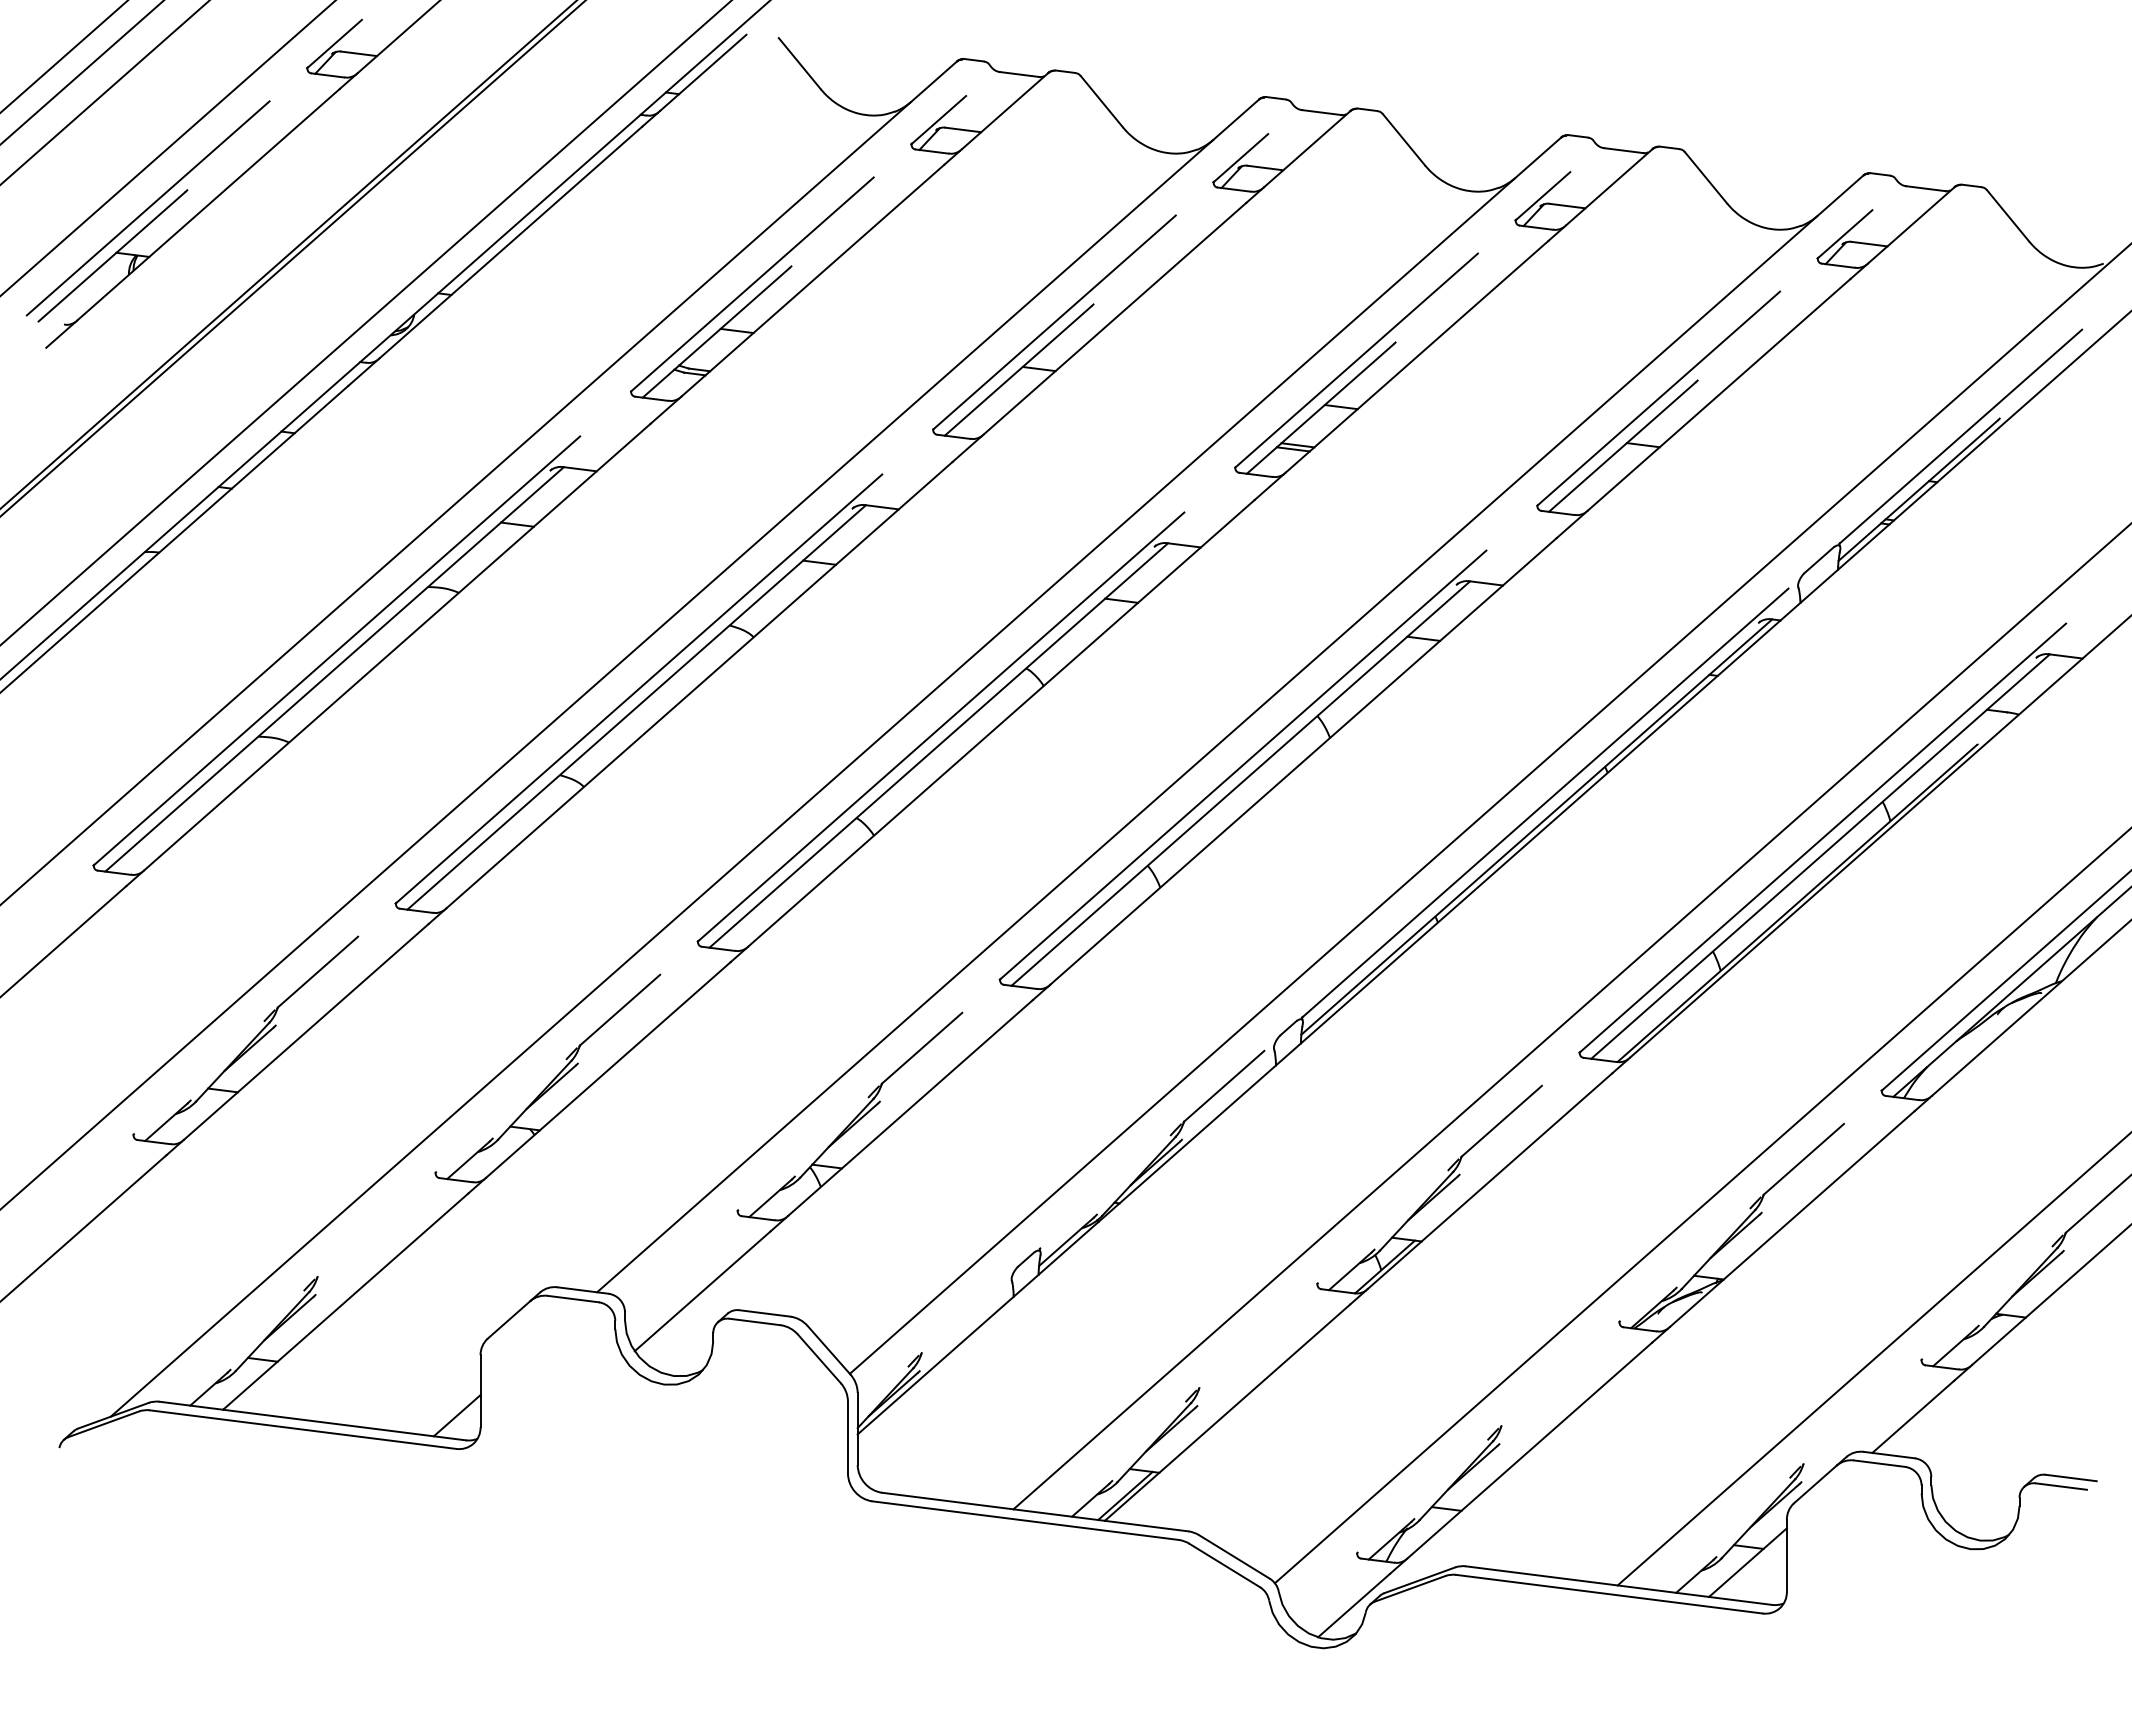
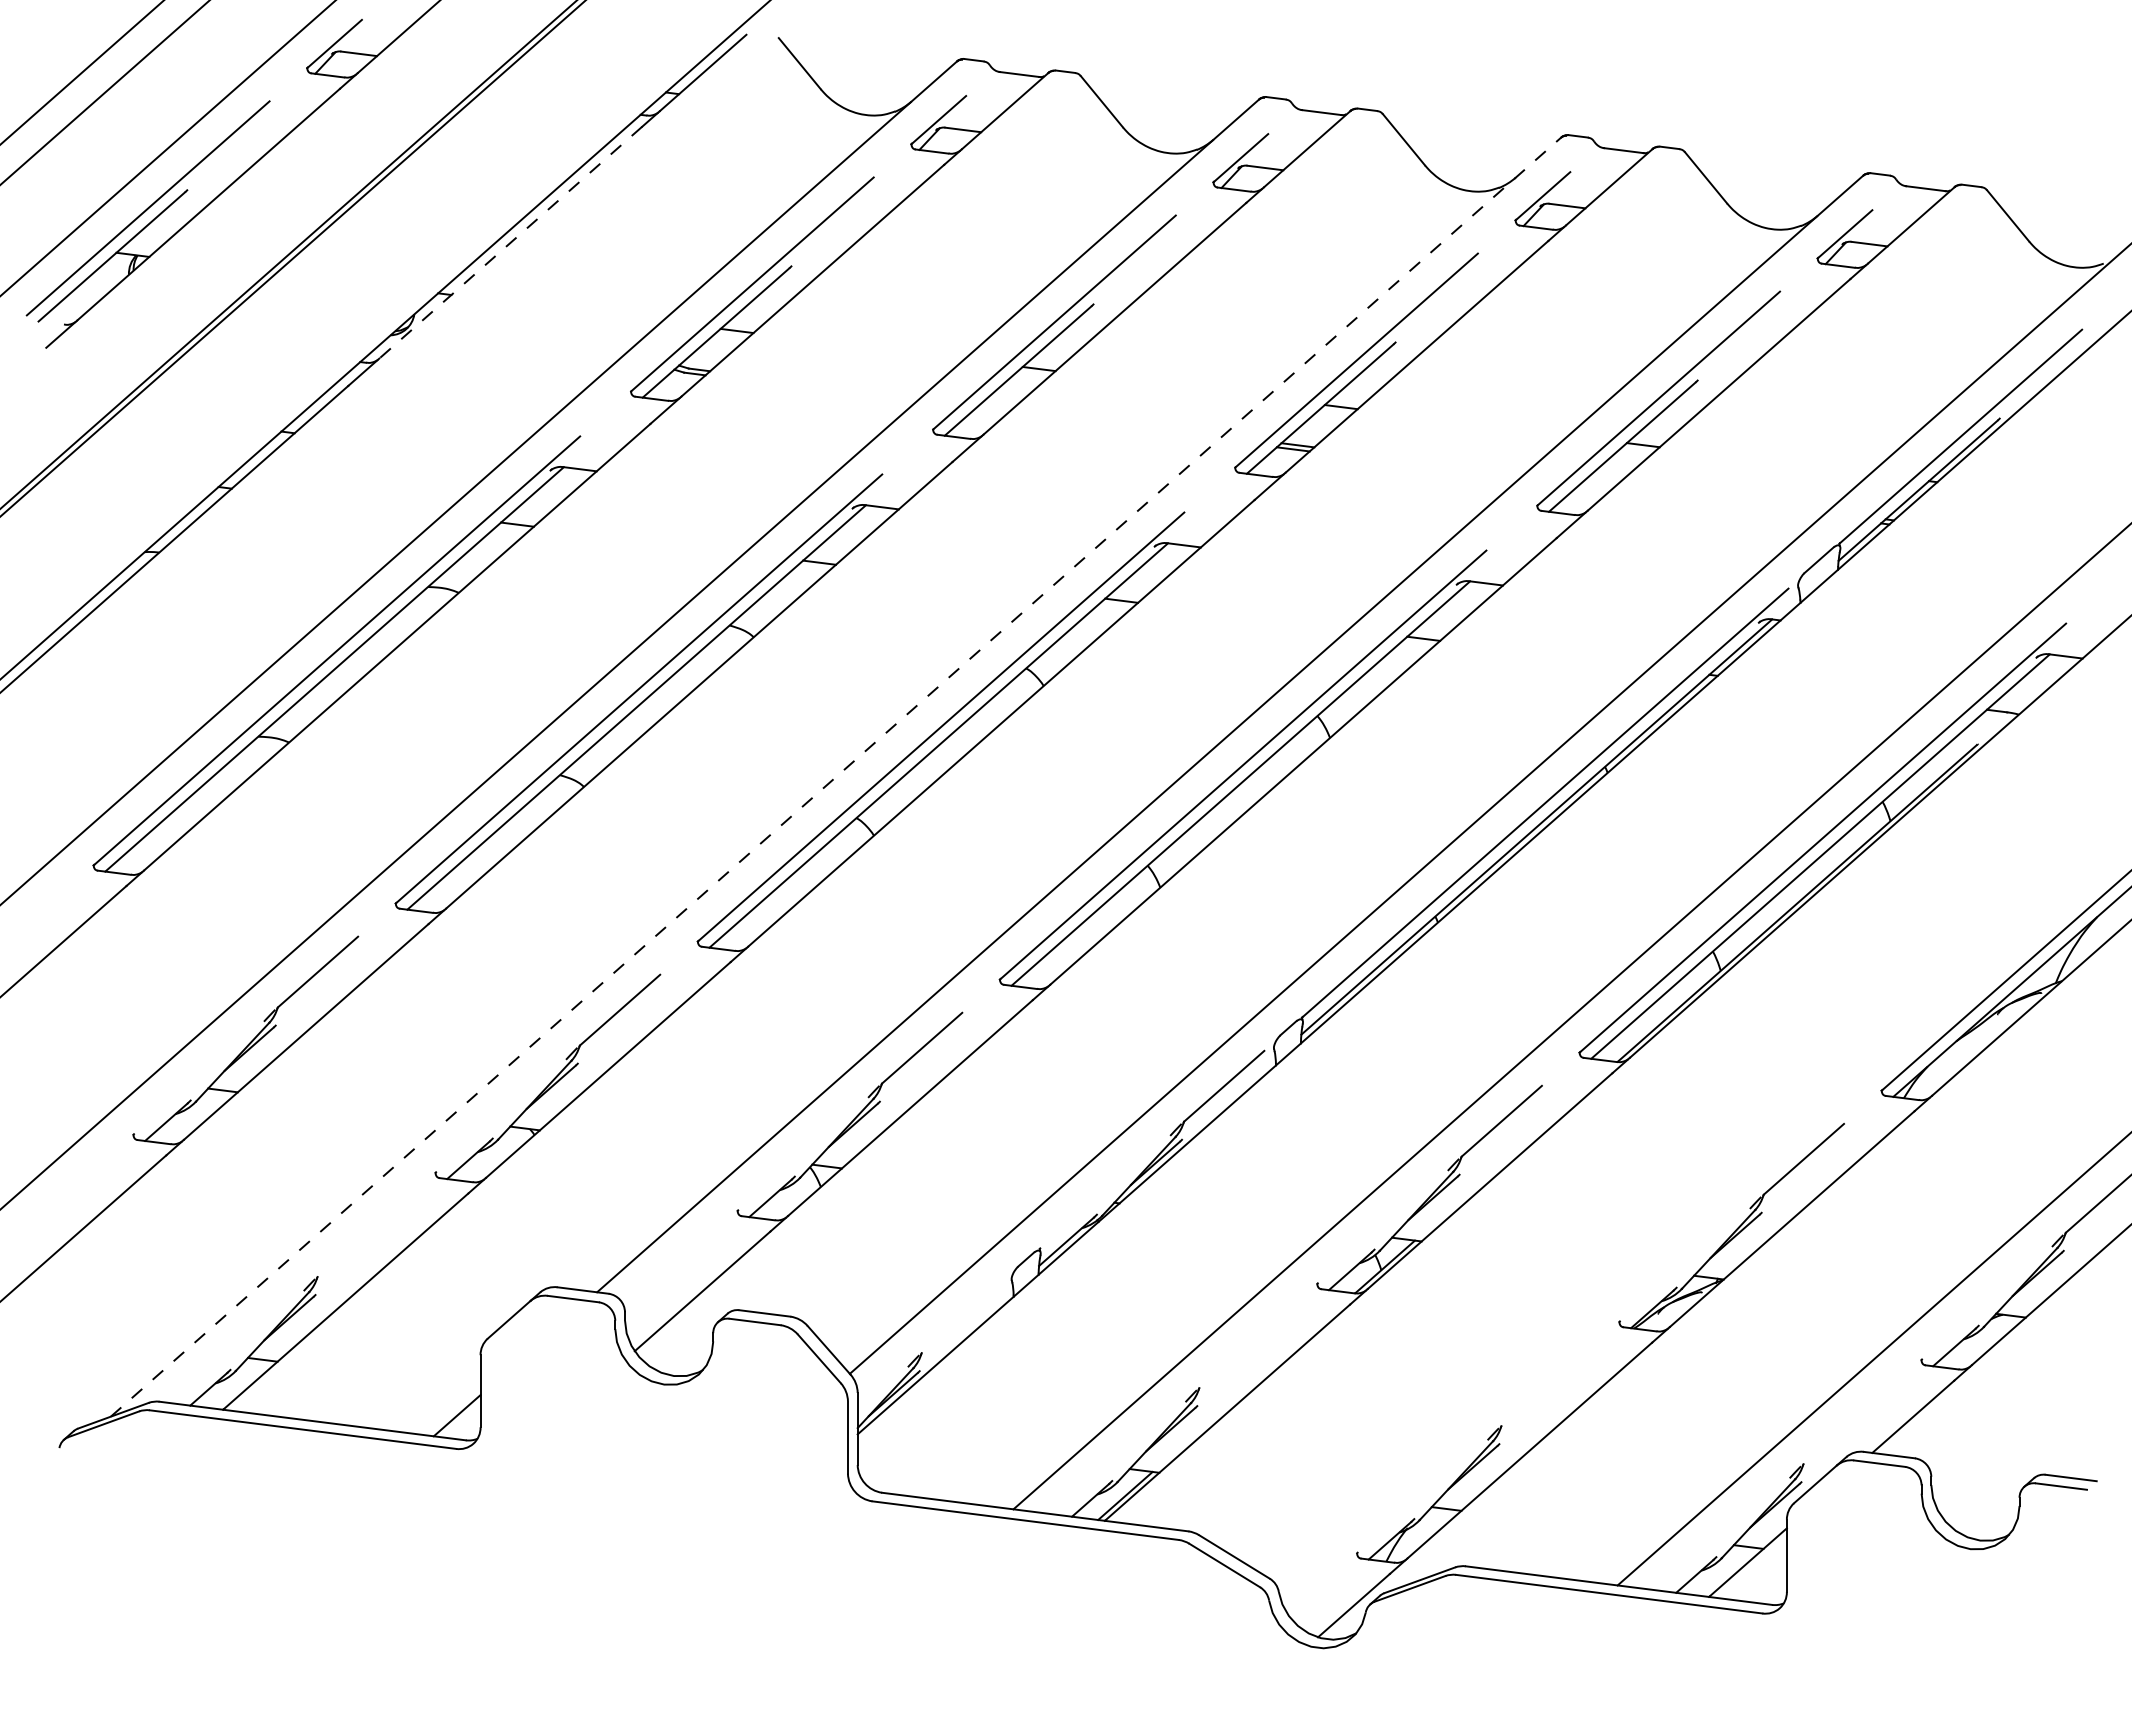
line: present -> none (64, 56)
line: solid -> dashed (510, 242)
line: present -> none (365, 323)
line: solid -> dashed (836, 777)
line: present -> none (1701, 1206)
